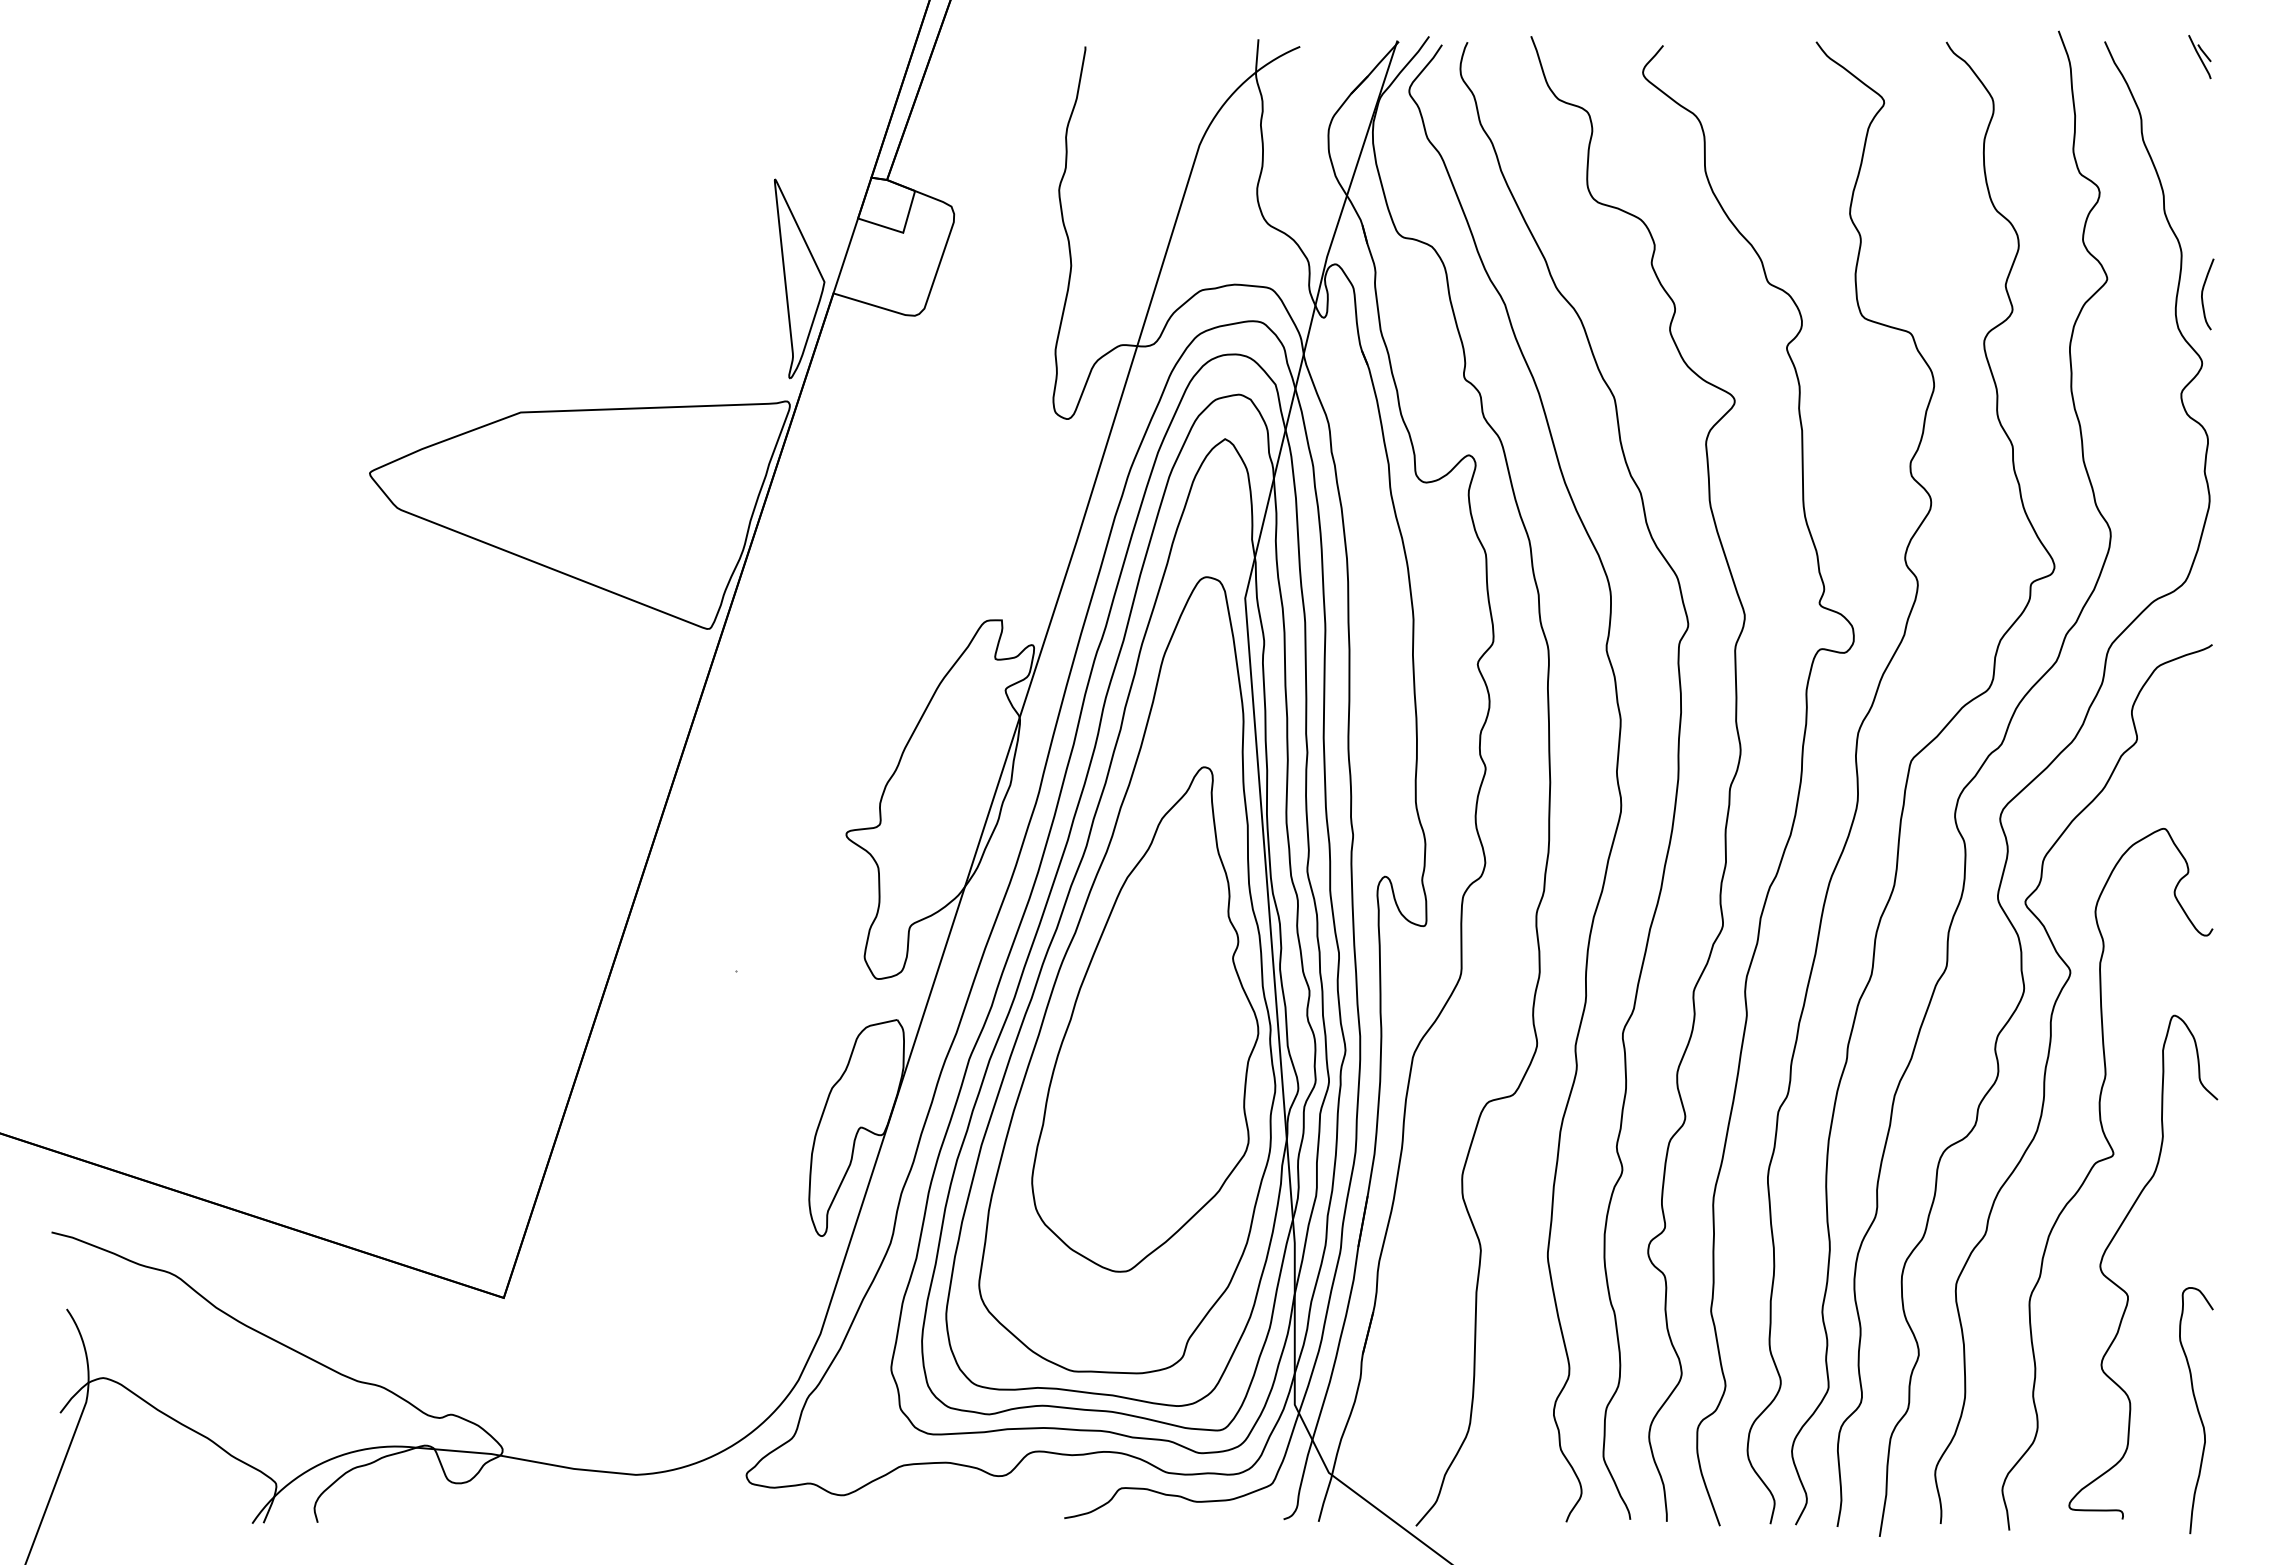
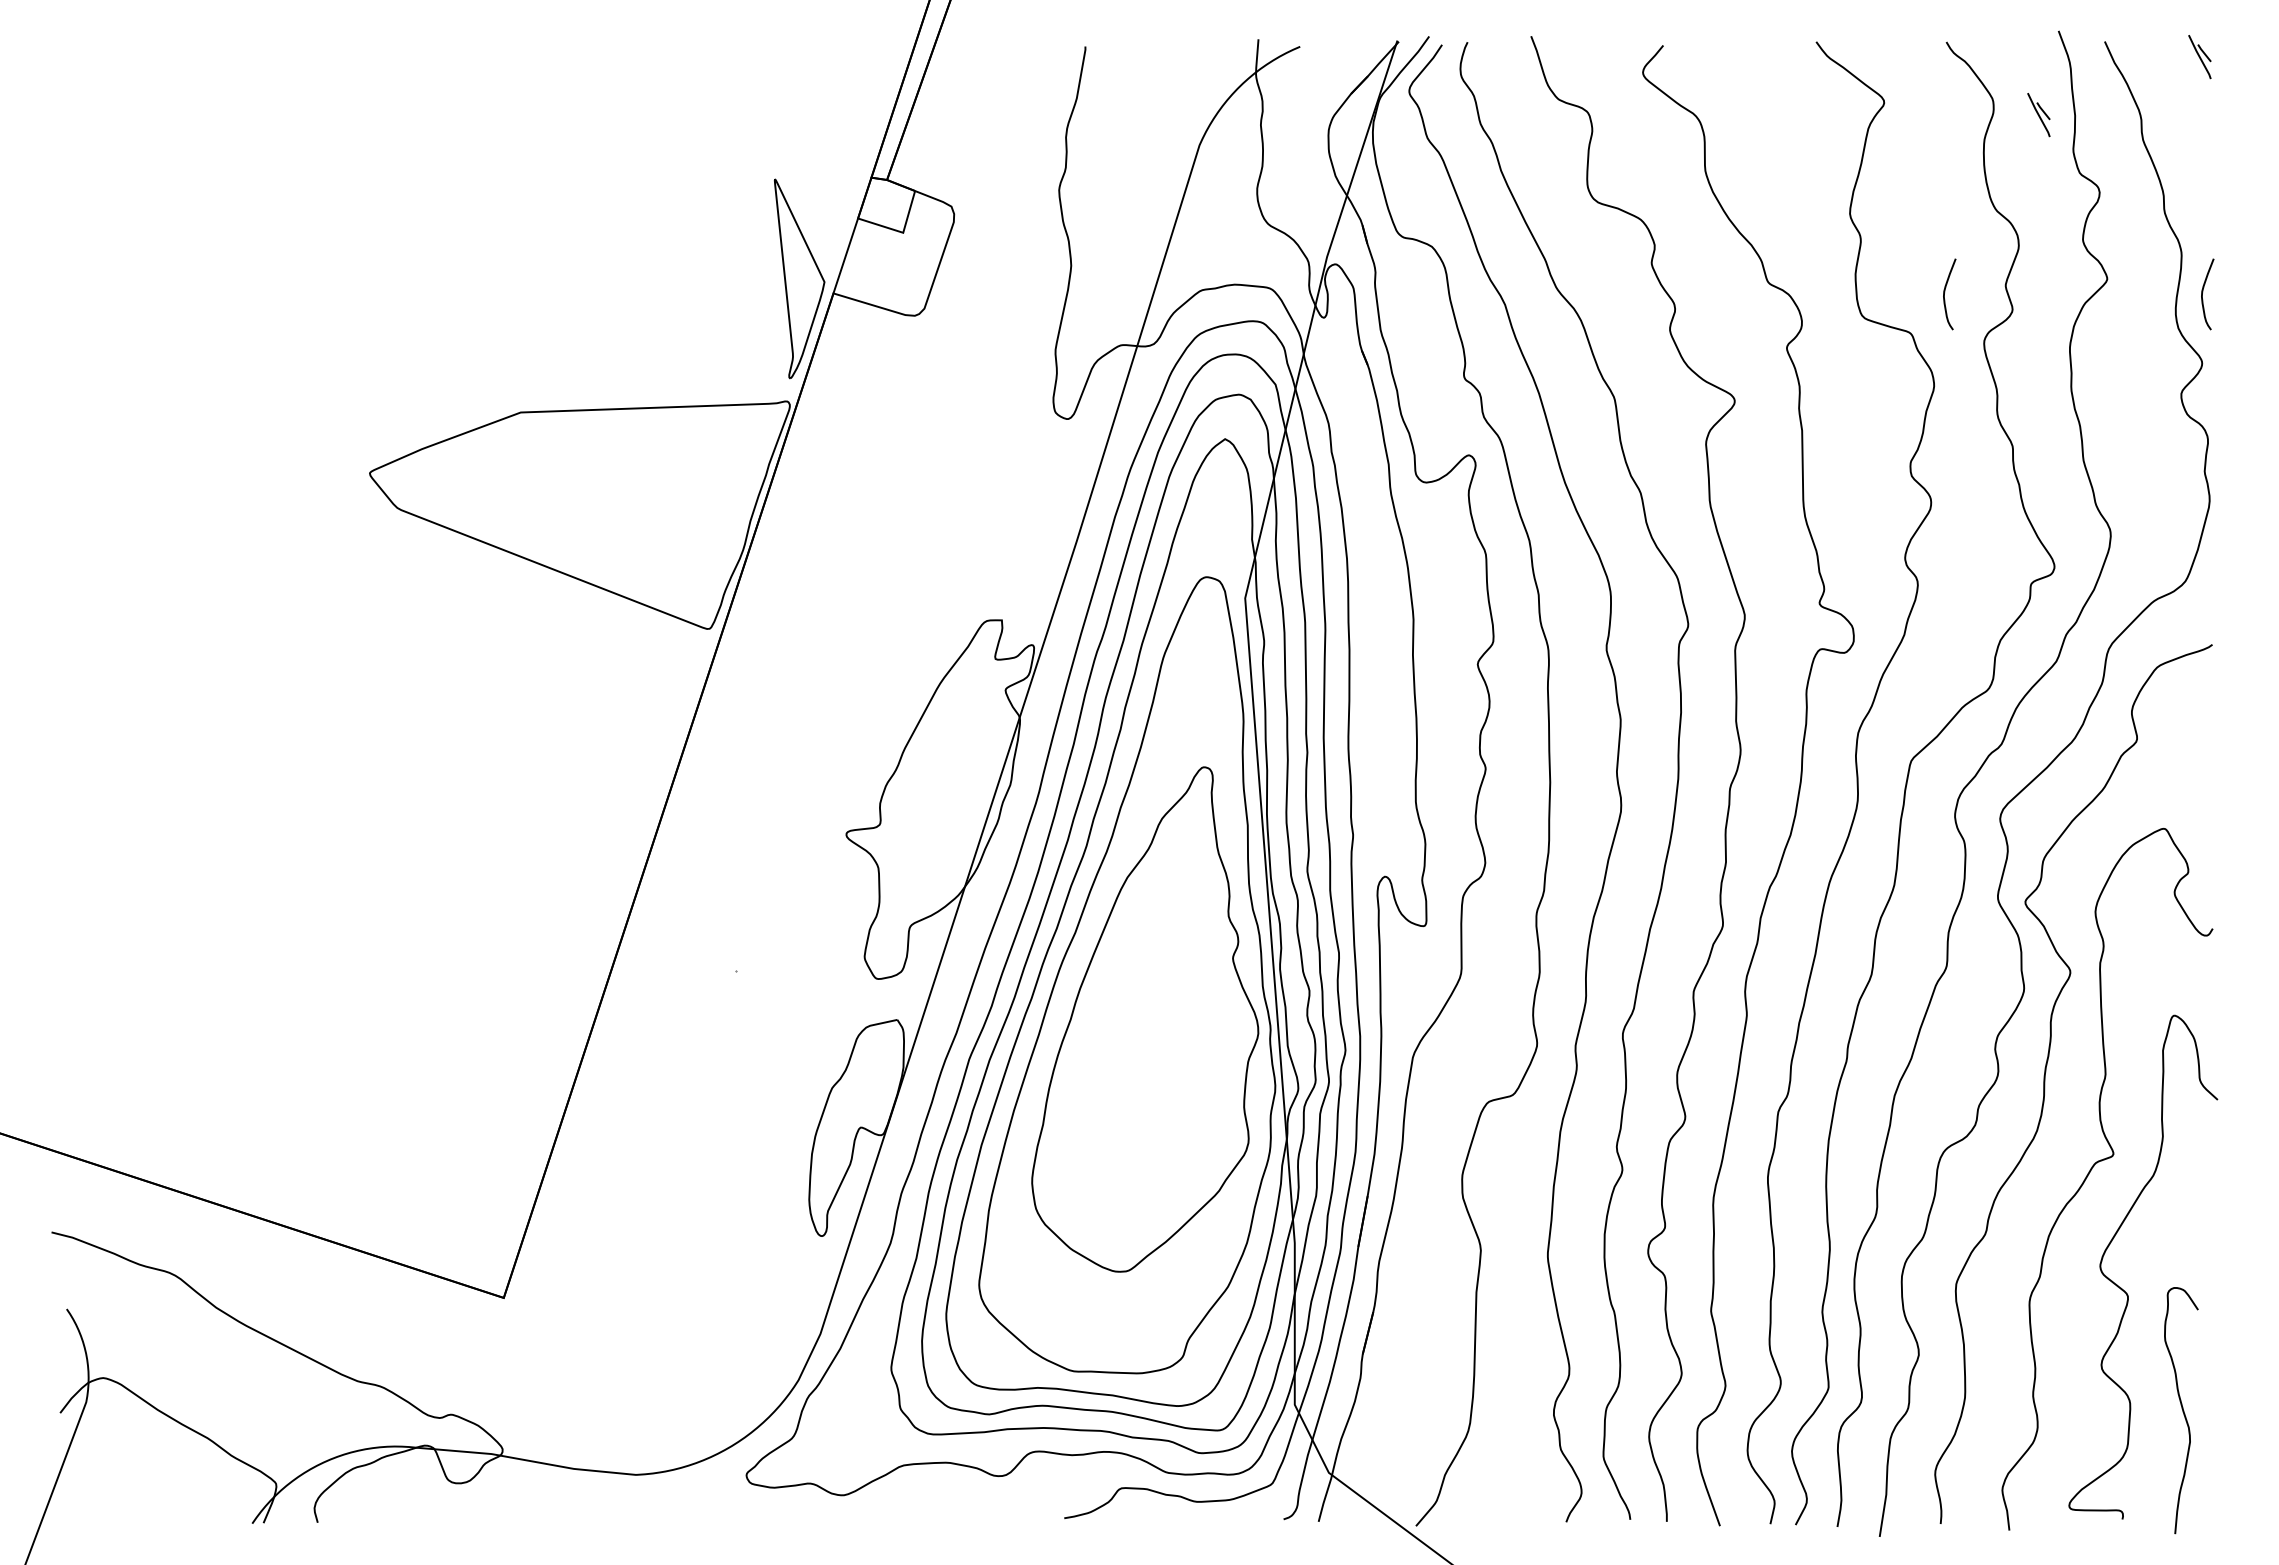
part: none -> present (2038, 115)
curve: none -> present (1945, 292)
curve position: (2197, 1410) -> (2182, 1410) (2182, 1410)
